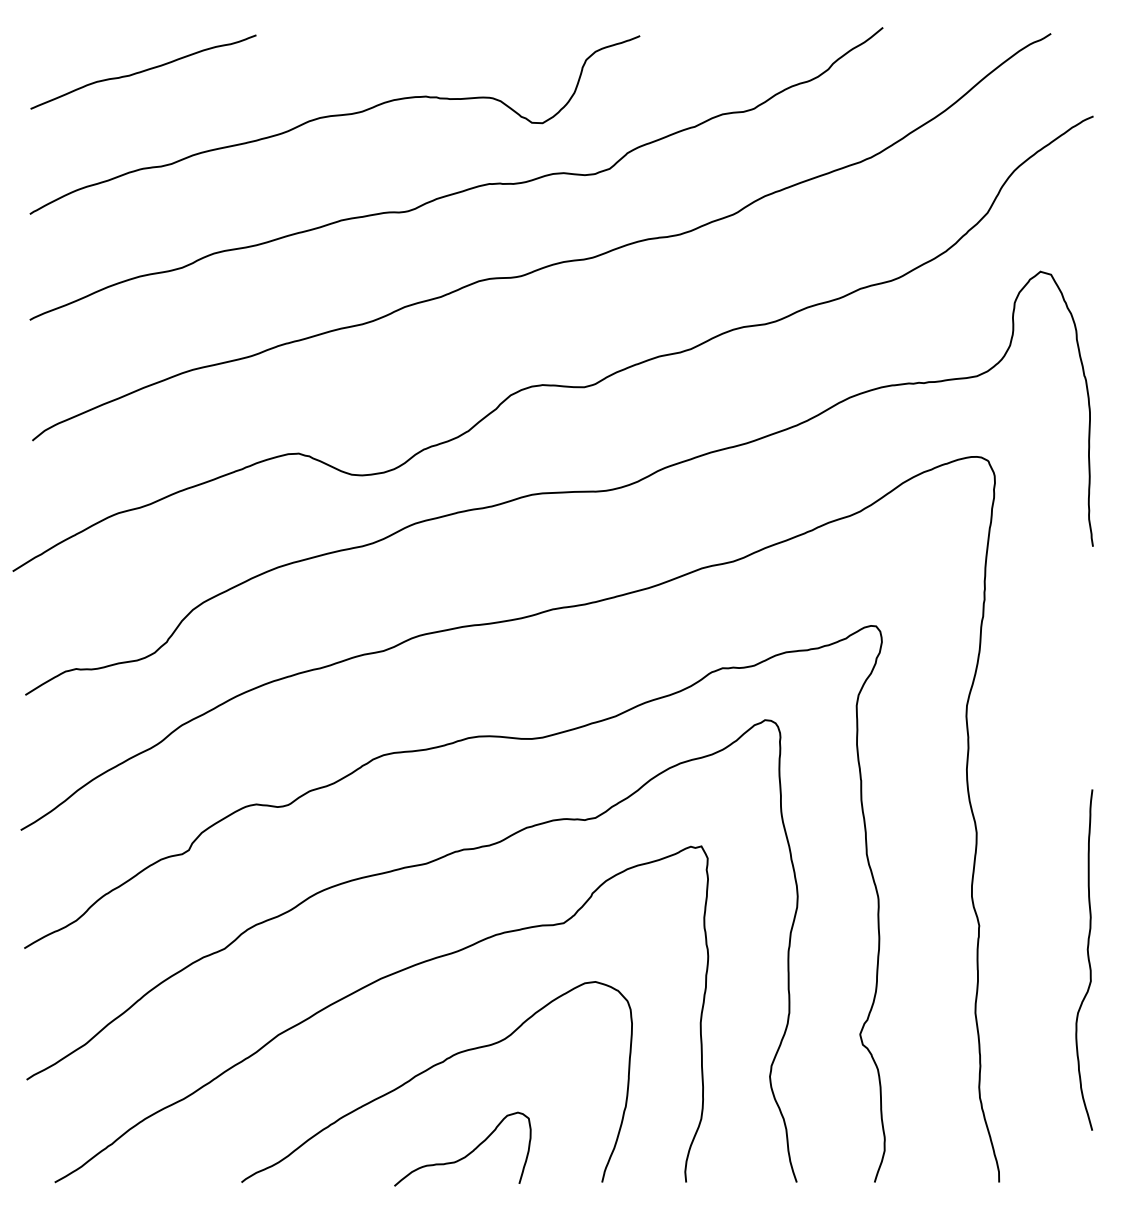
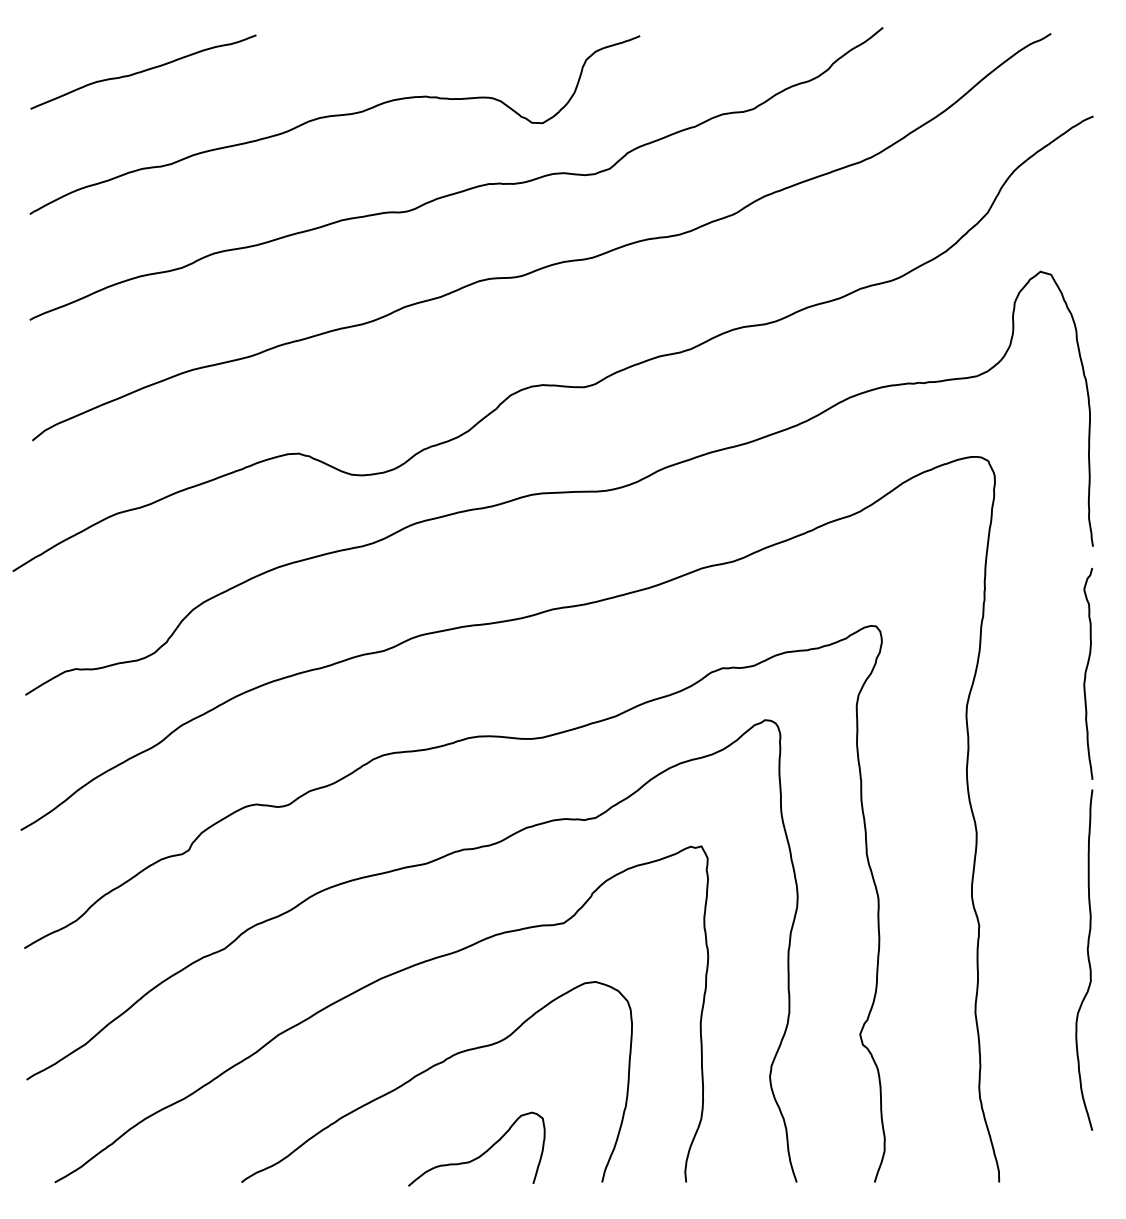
curve: none -> present (1086, 673)
curve position: (466, 1154) -> (480, 1154) (480, 1154)
